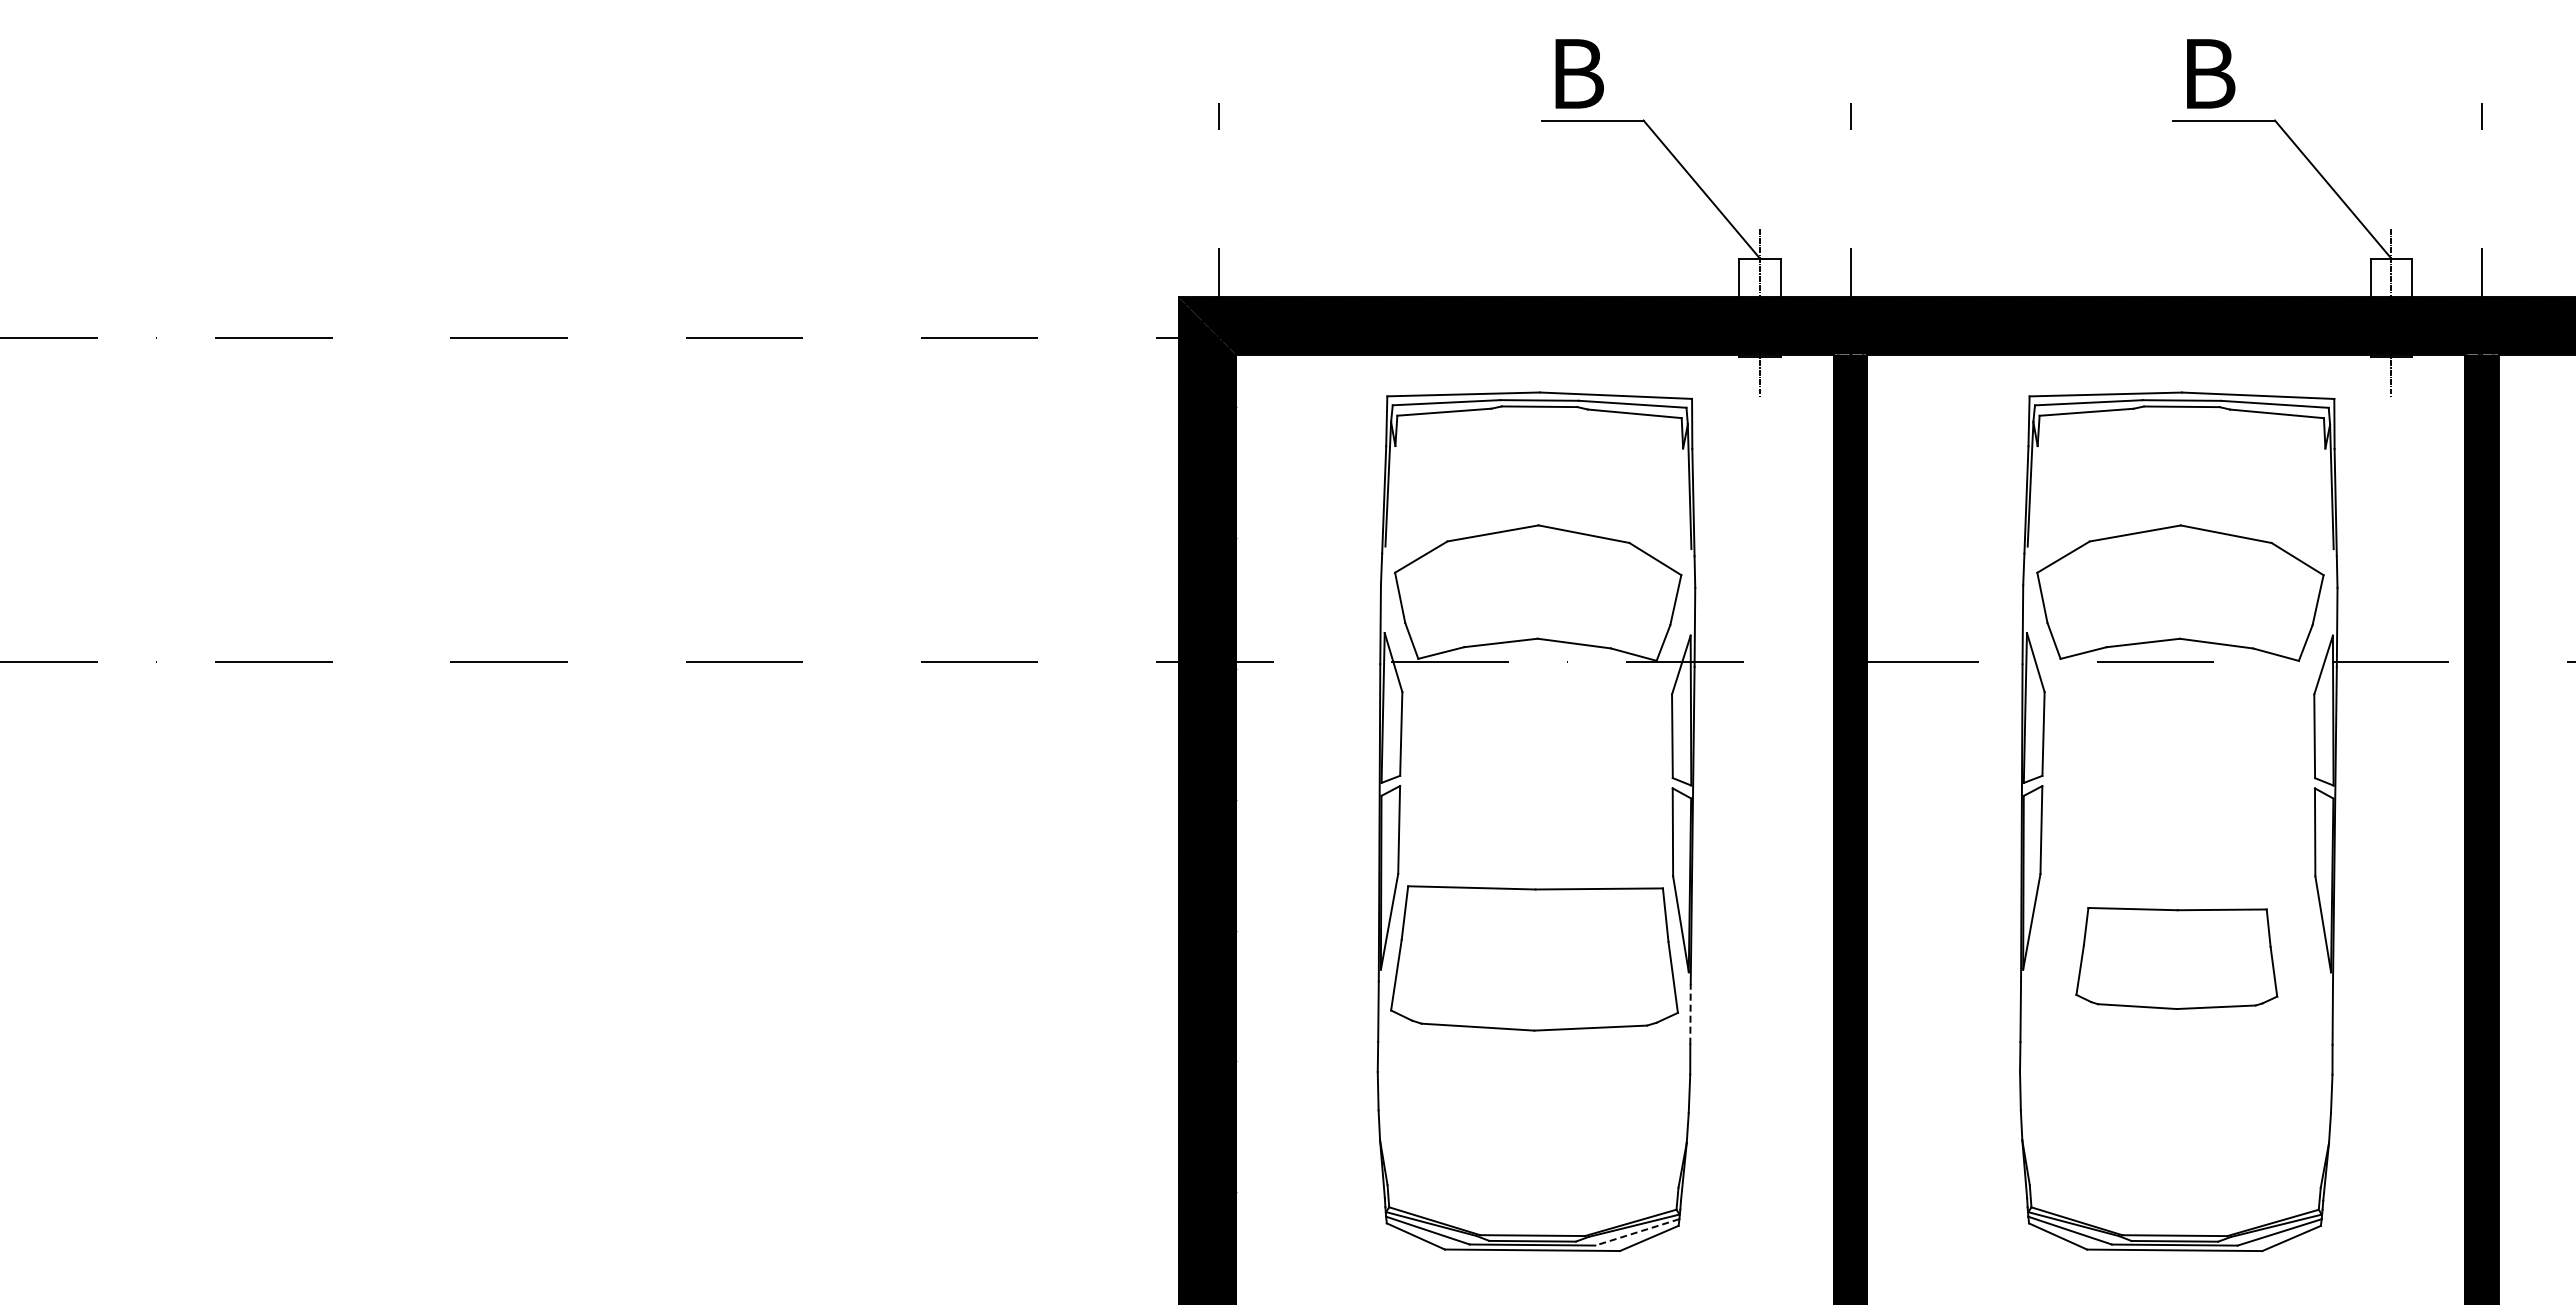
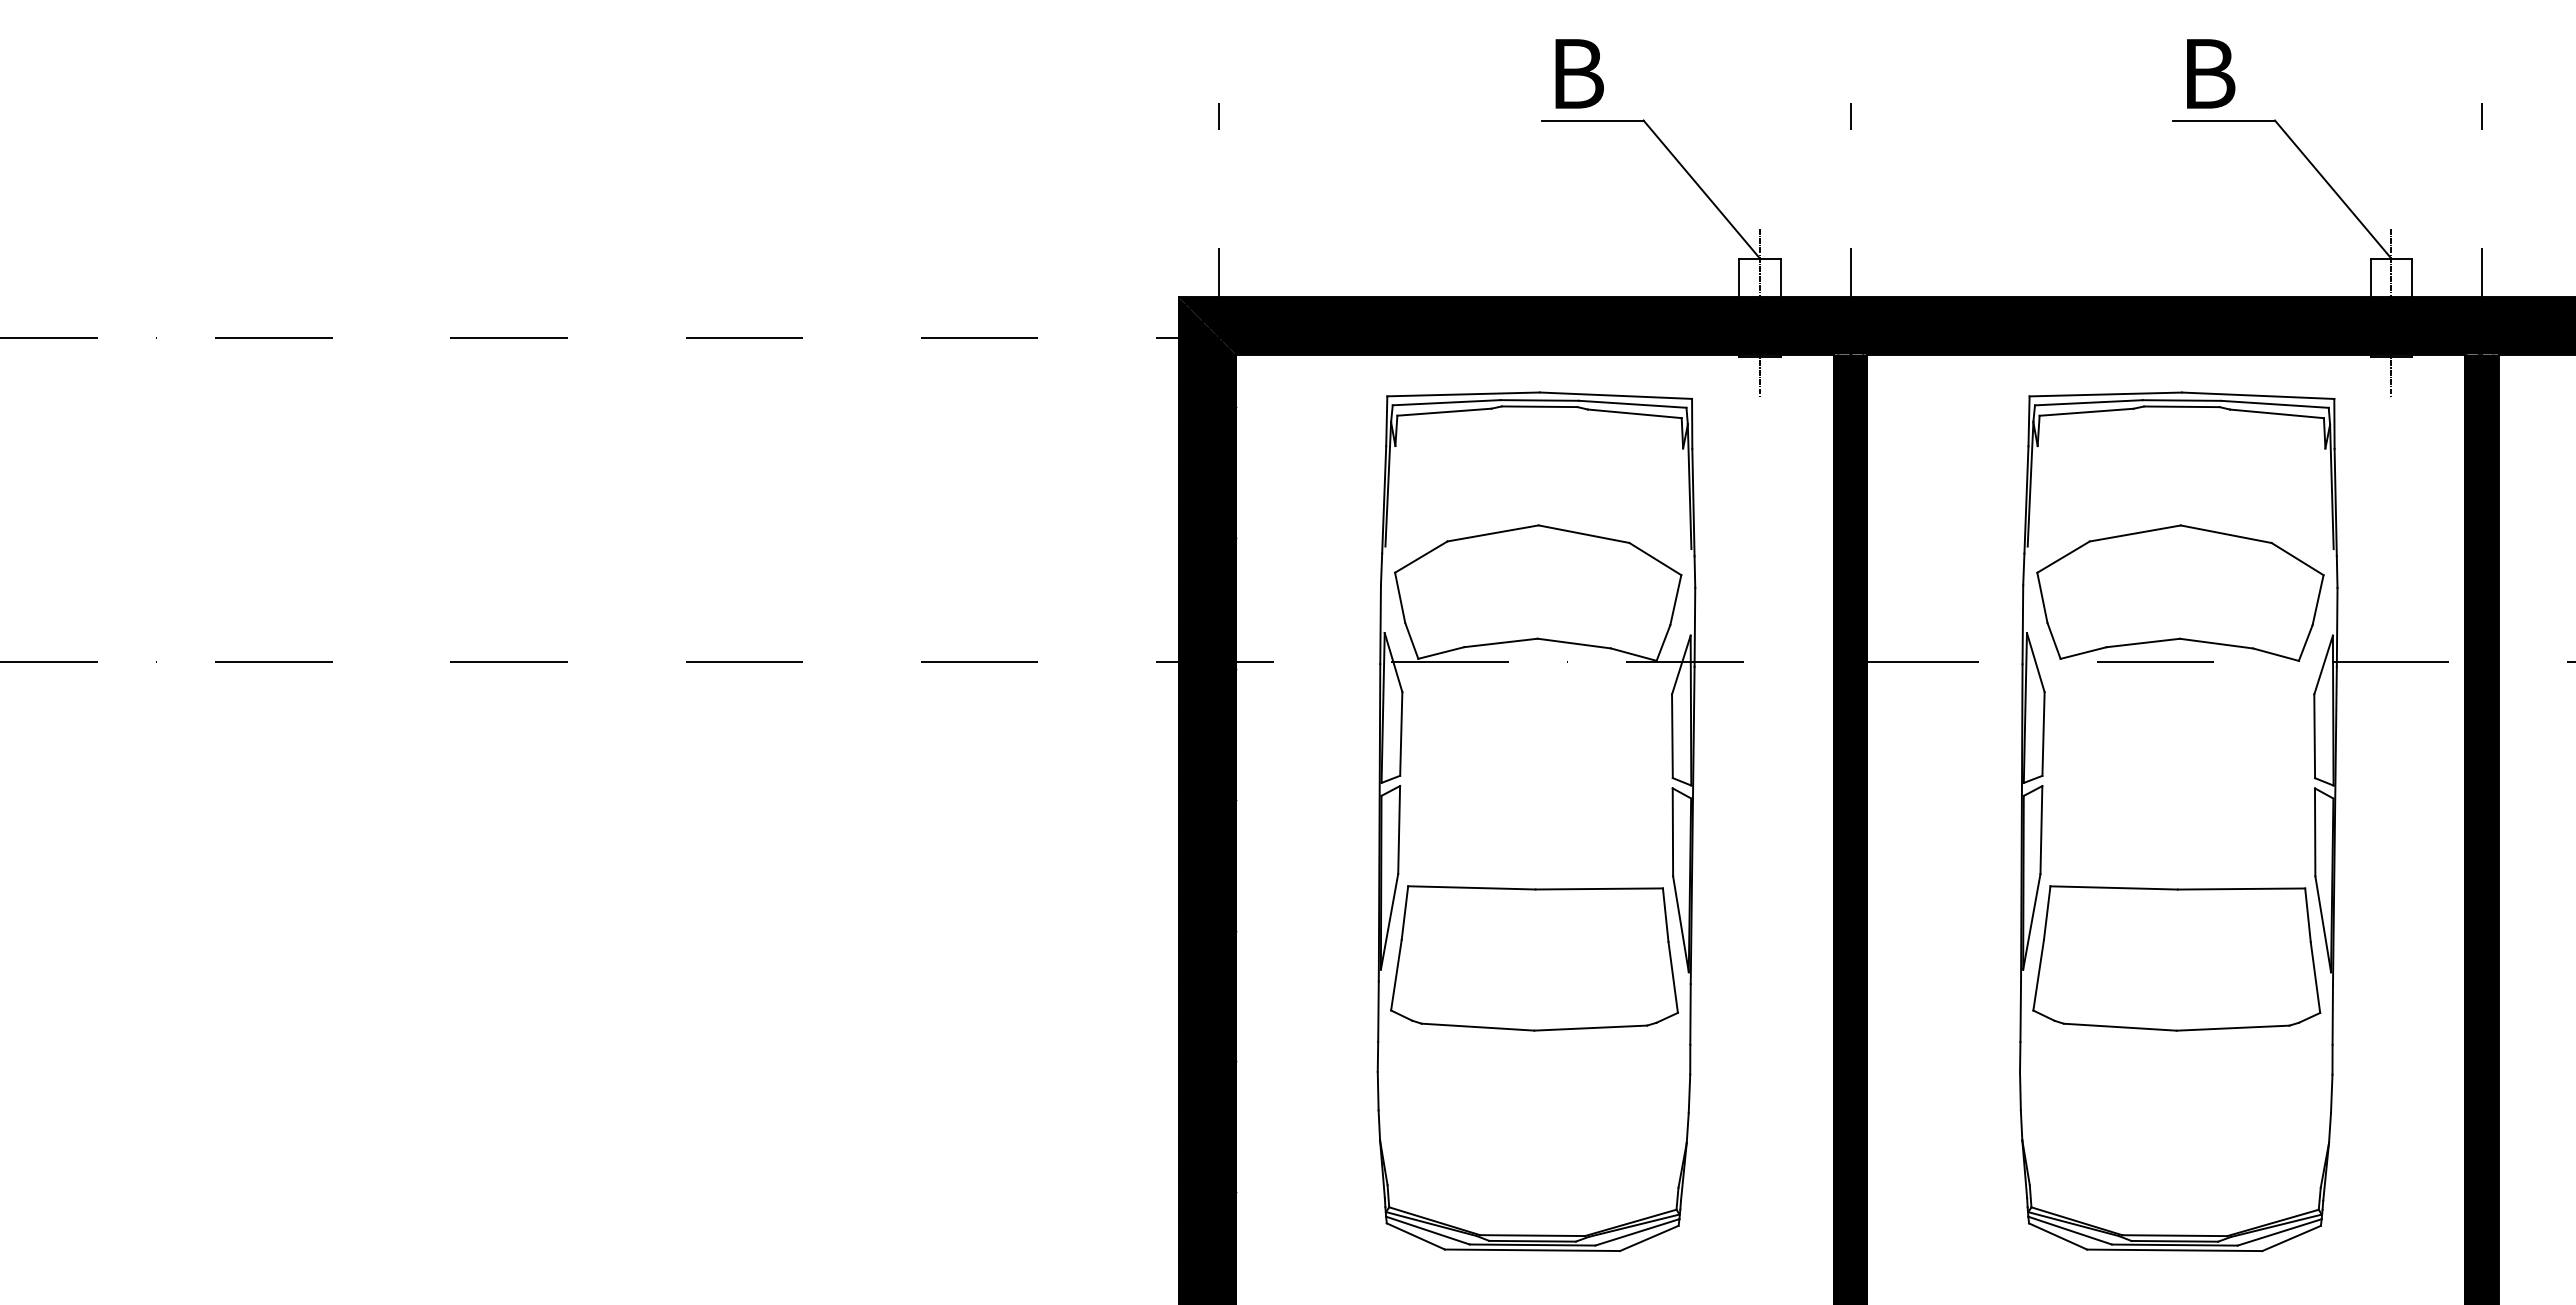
part size: 204x103 px -> 290x147 px (2176, 958)
line: dashed -> solid (1690, 1013)
line: dashed -> solid (1636, 1232)
